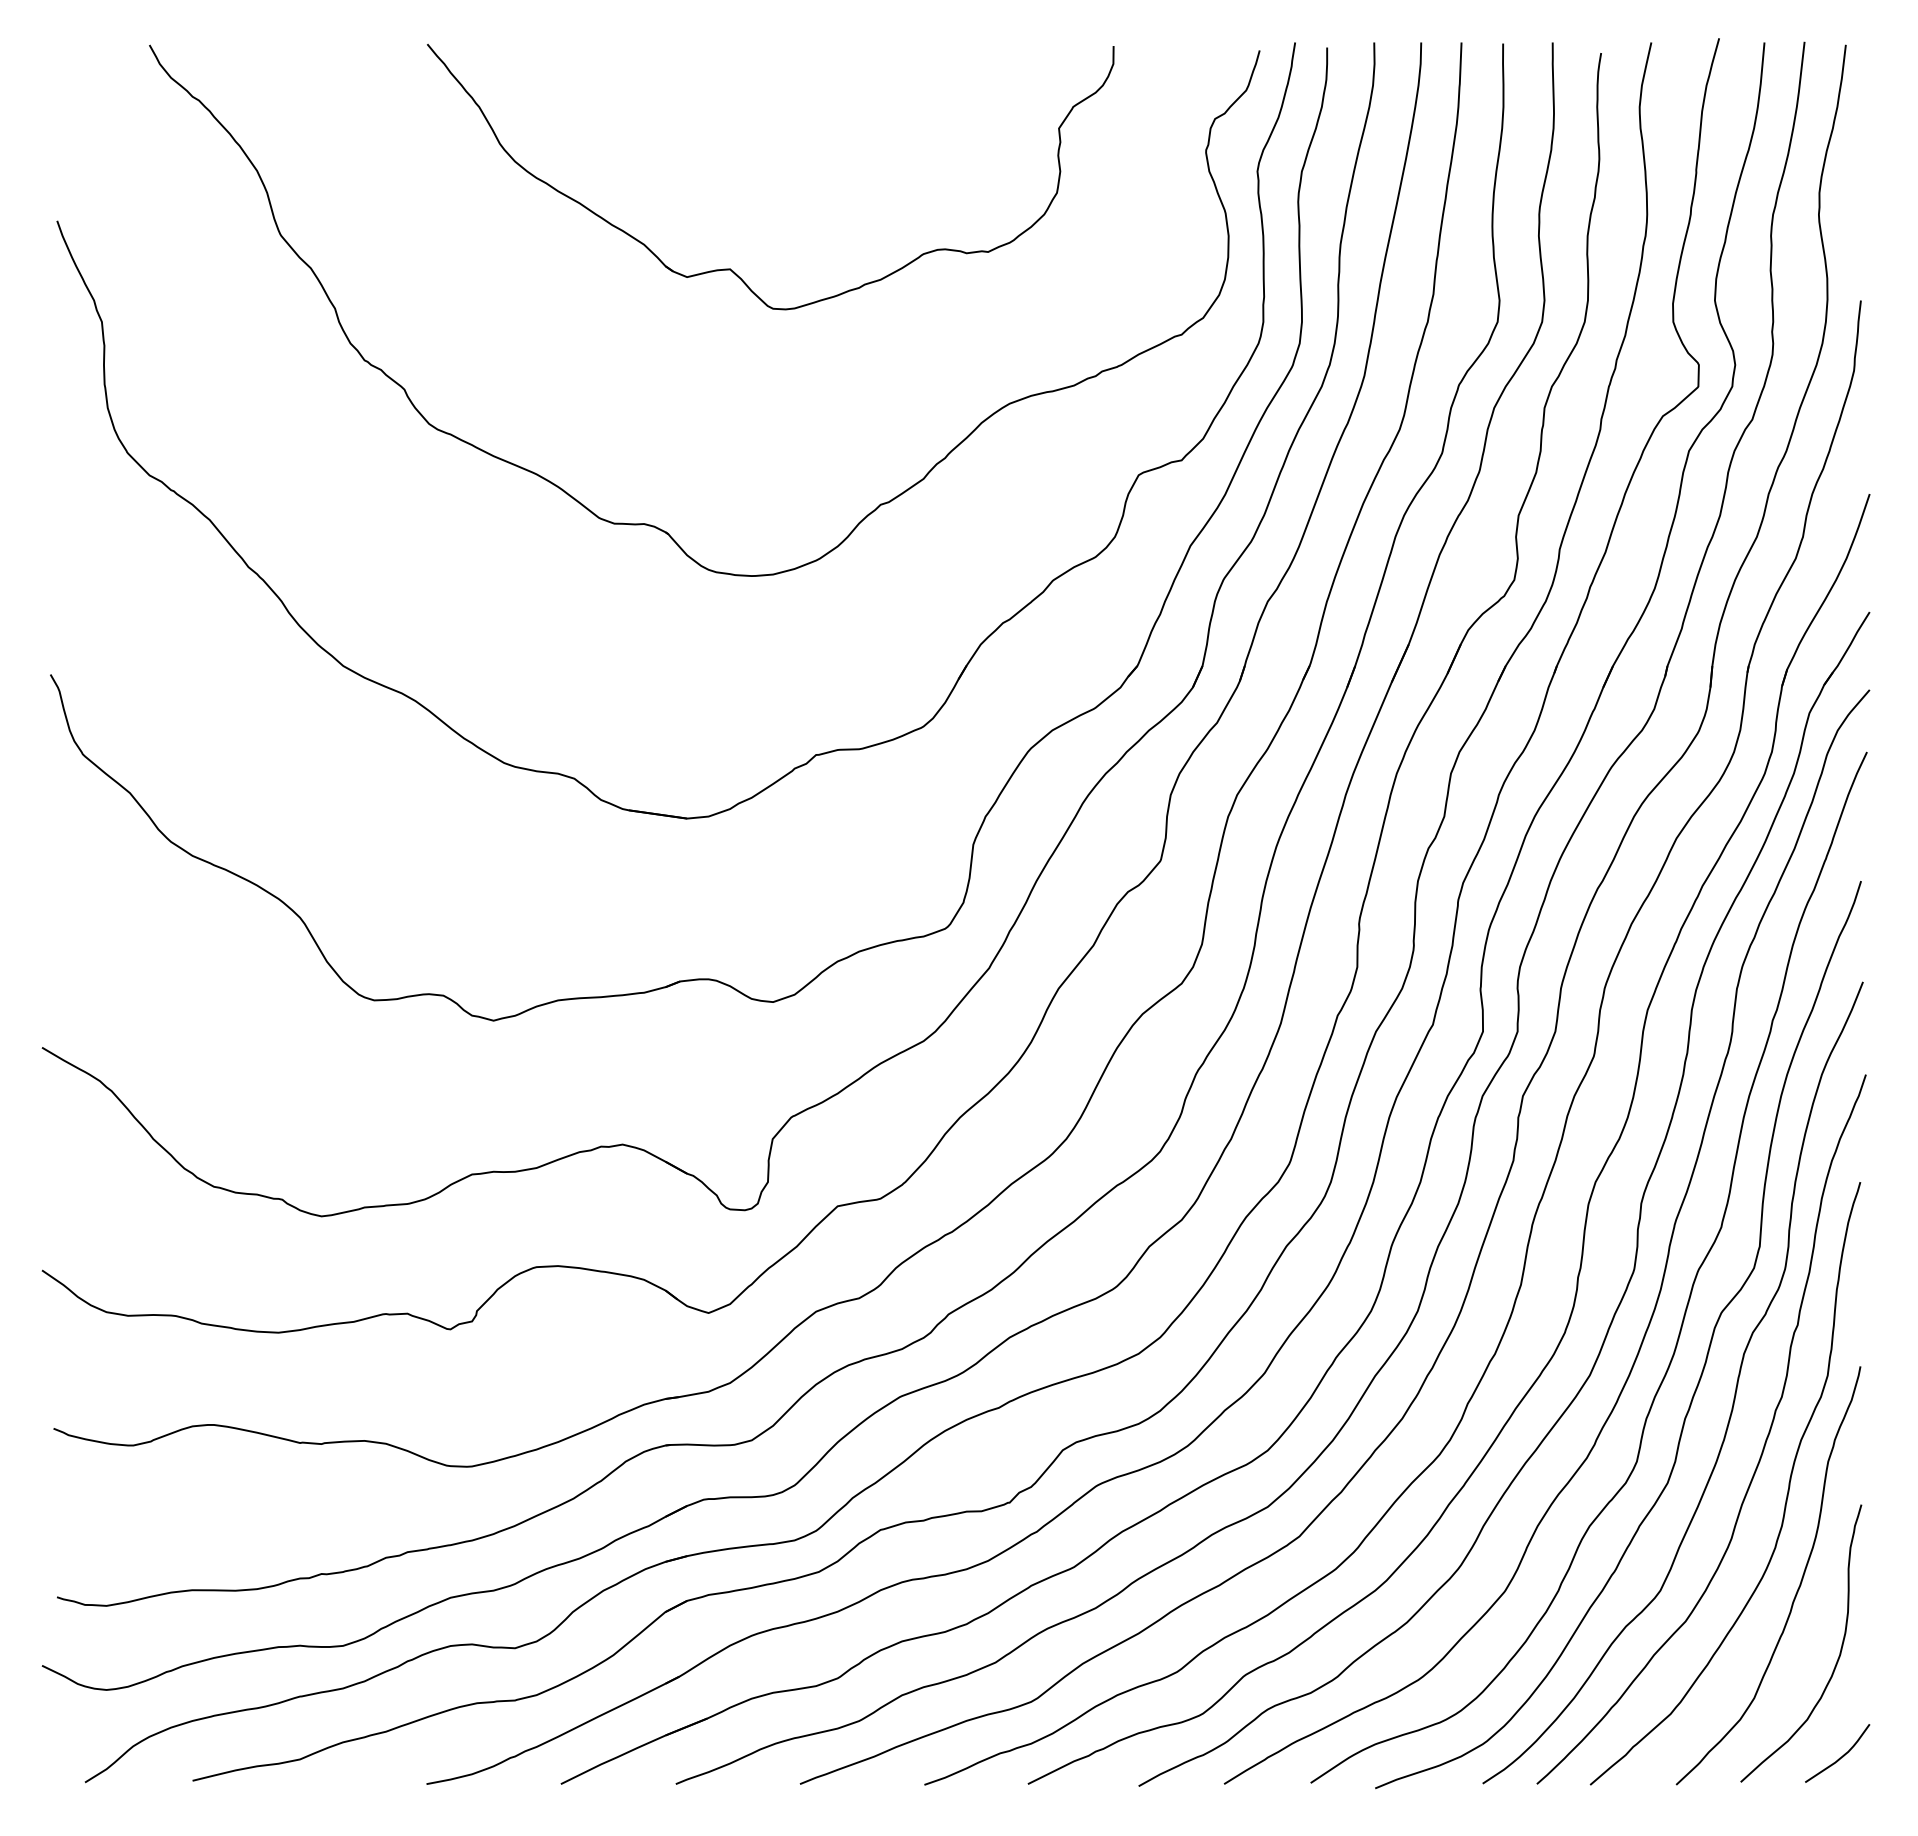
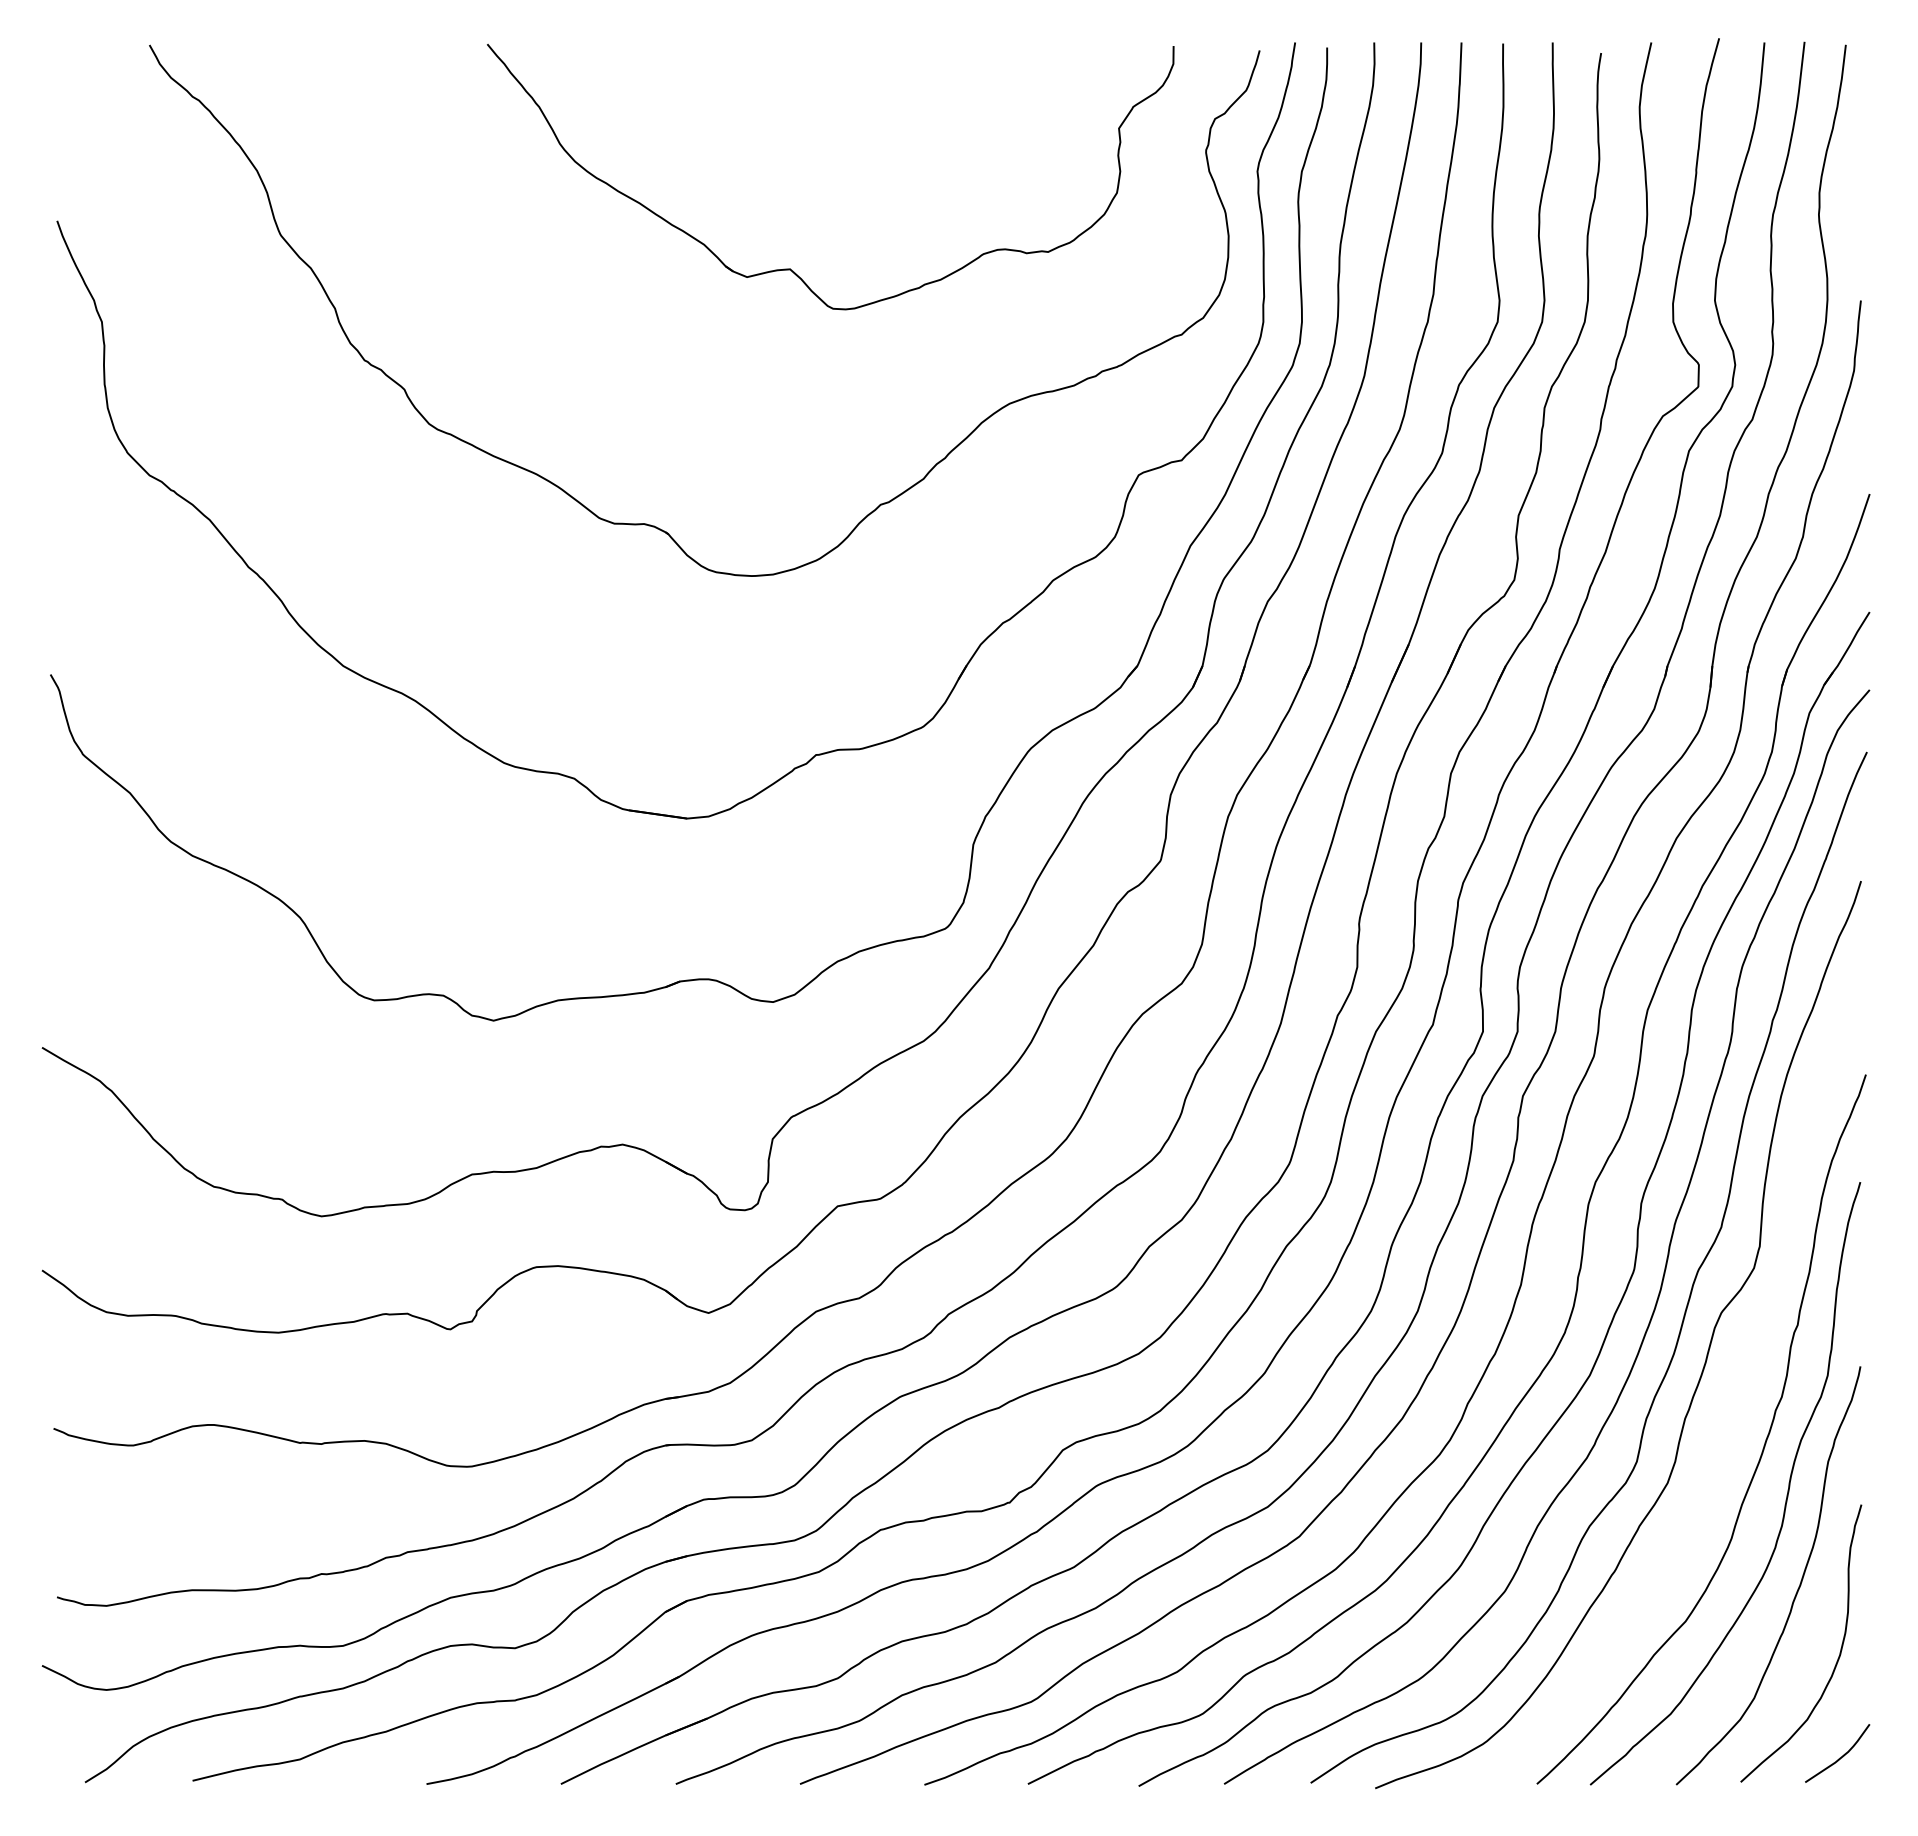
part position: (730, 268) -> (790, 268) (790, 268)
curve: present -> none (1734, 1392)
